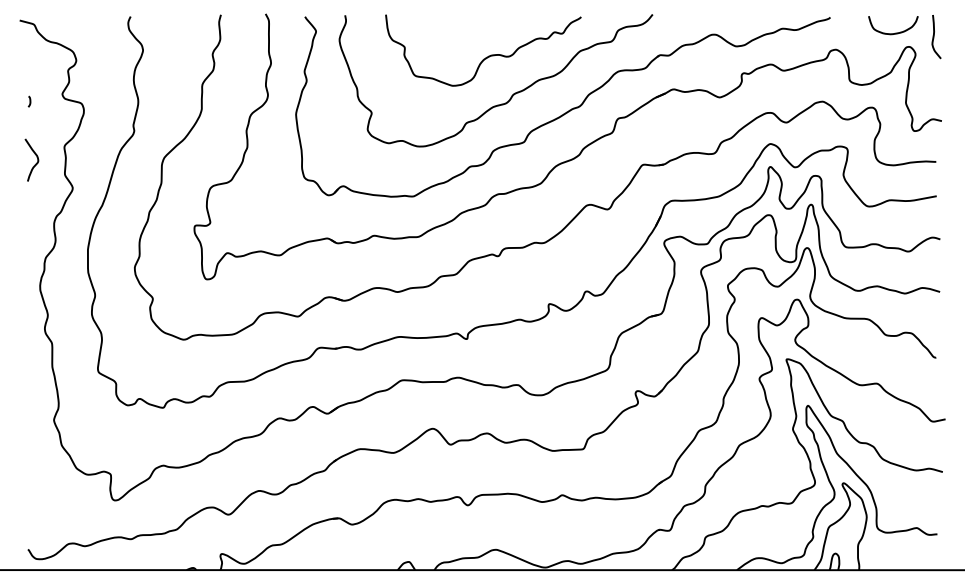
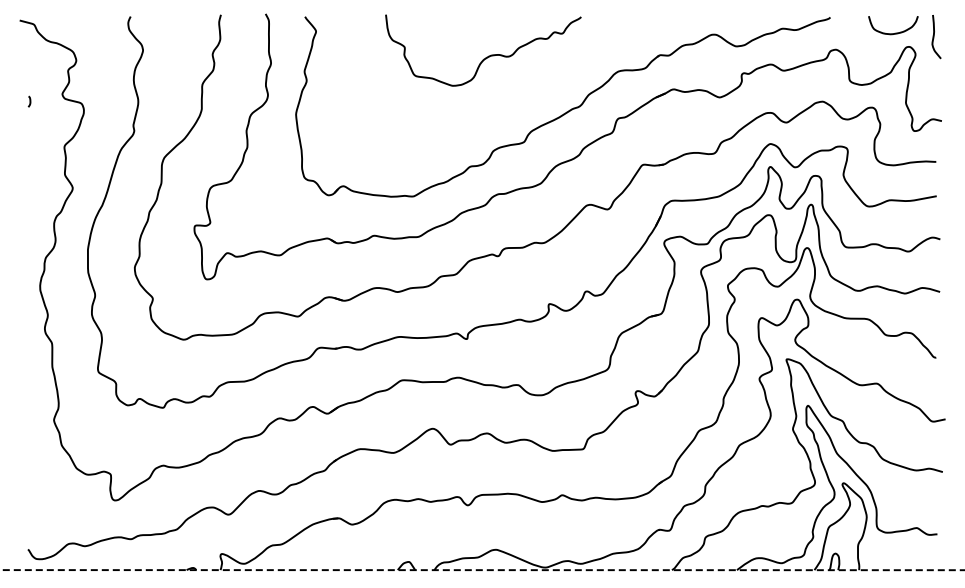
curve: present -> none (511, 95)
curve: present -> none (36, 157)
line: solid -> dashed (482, 570)
